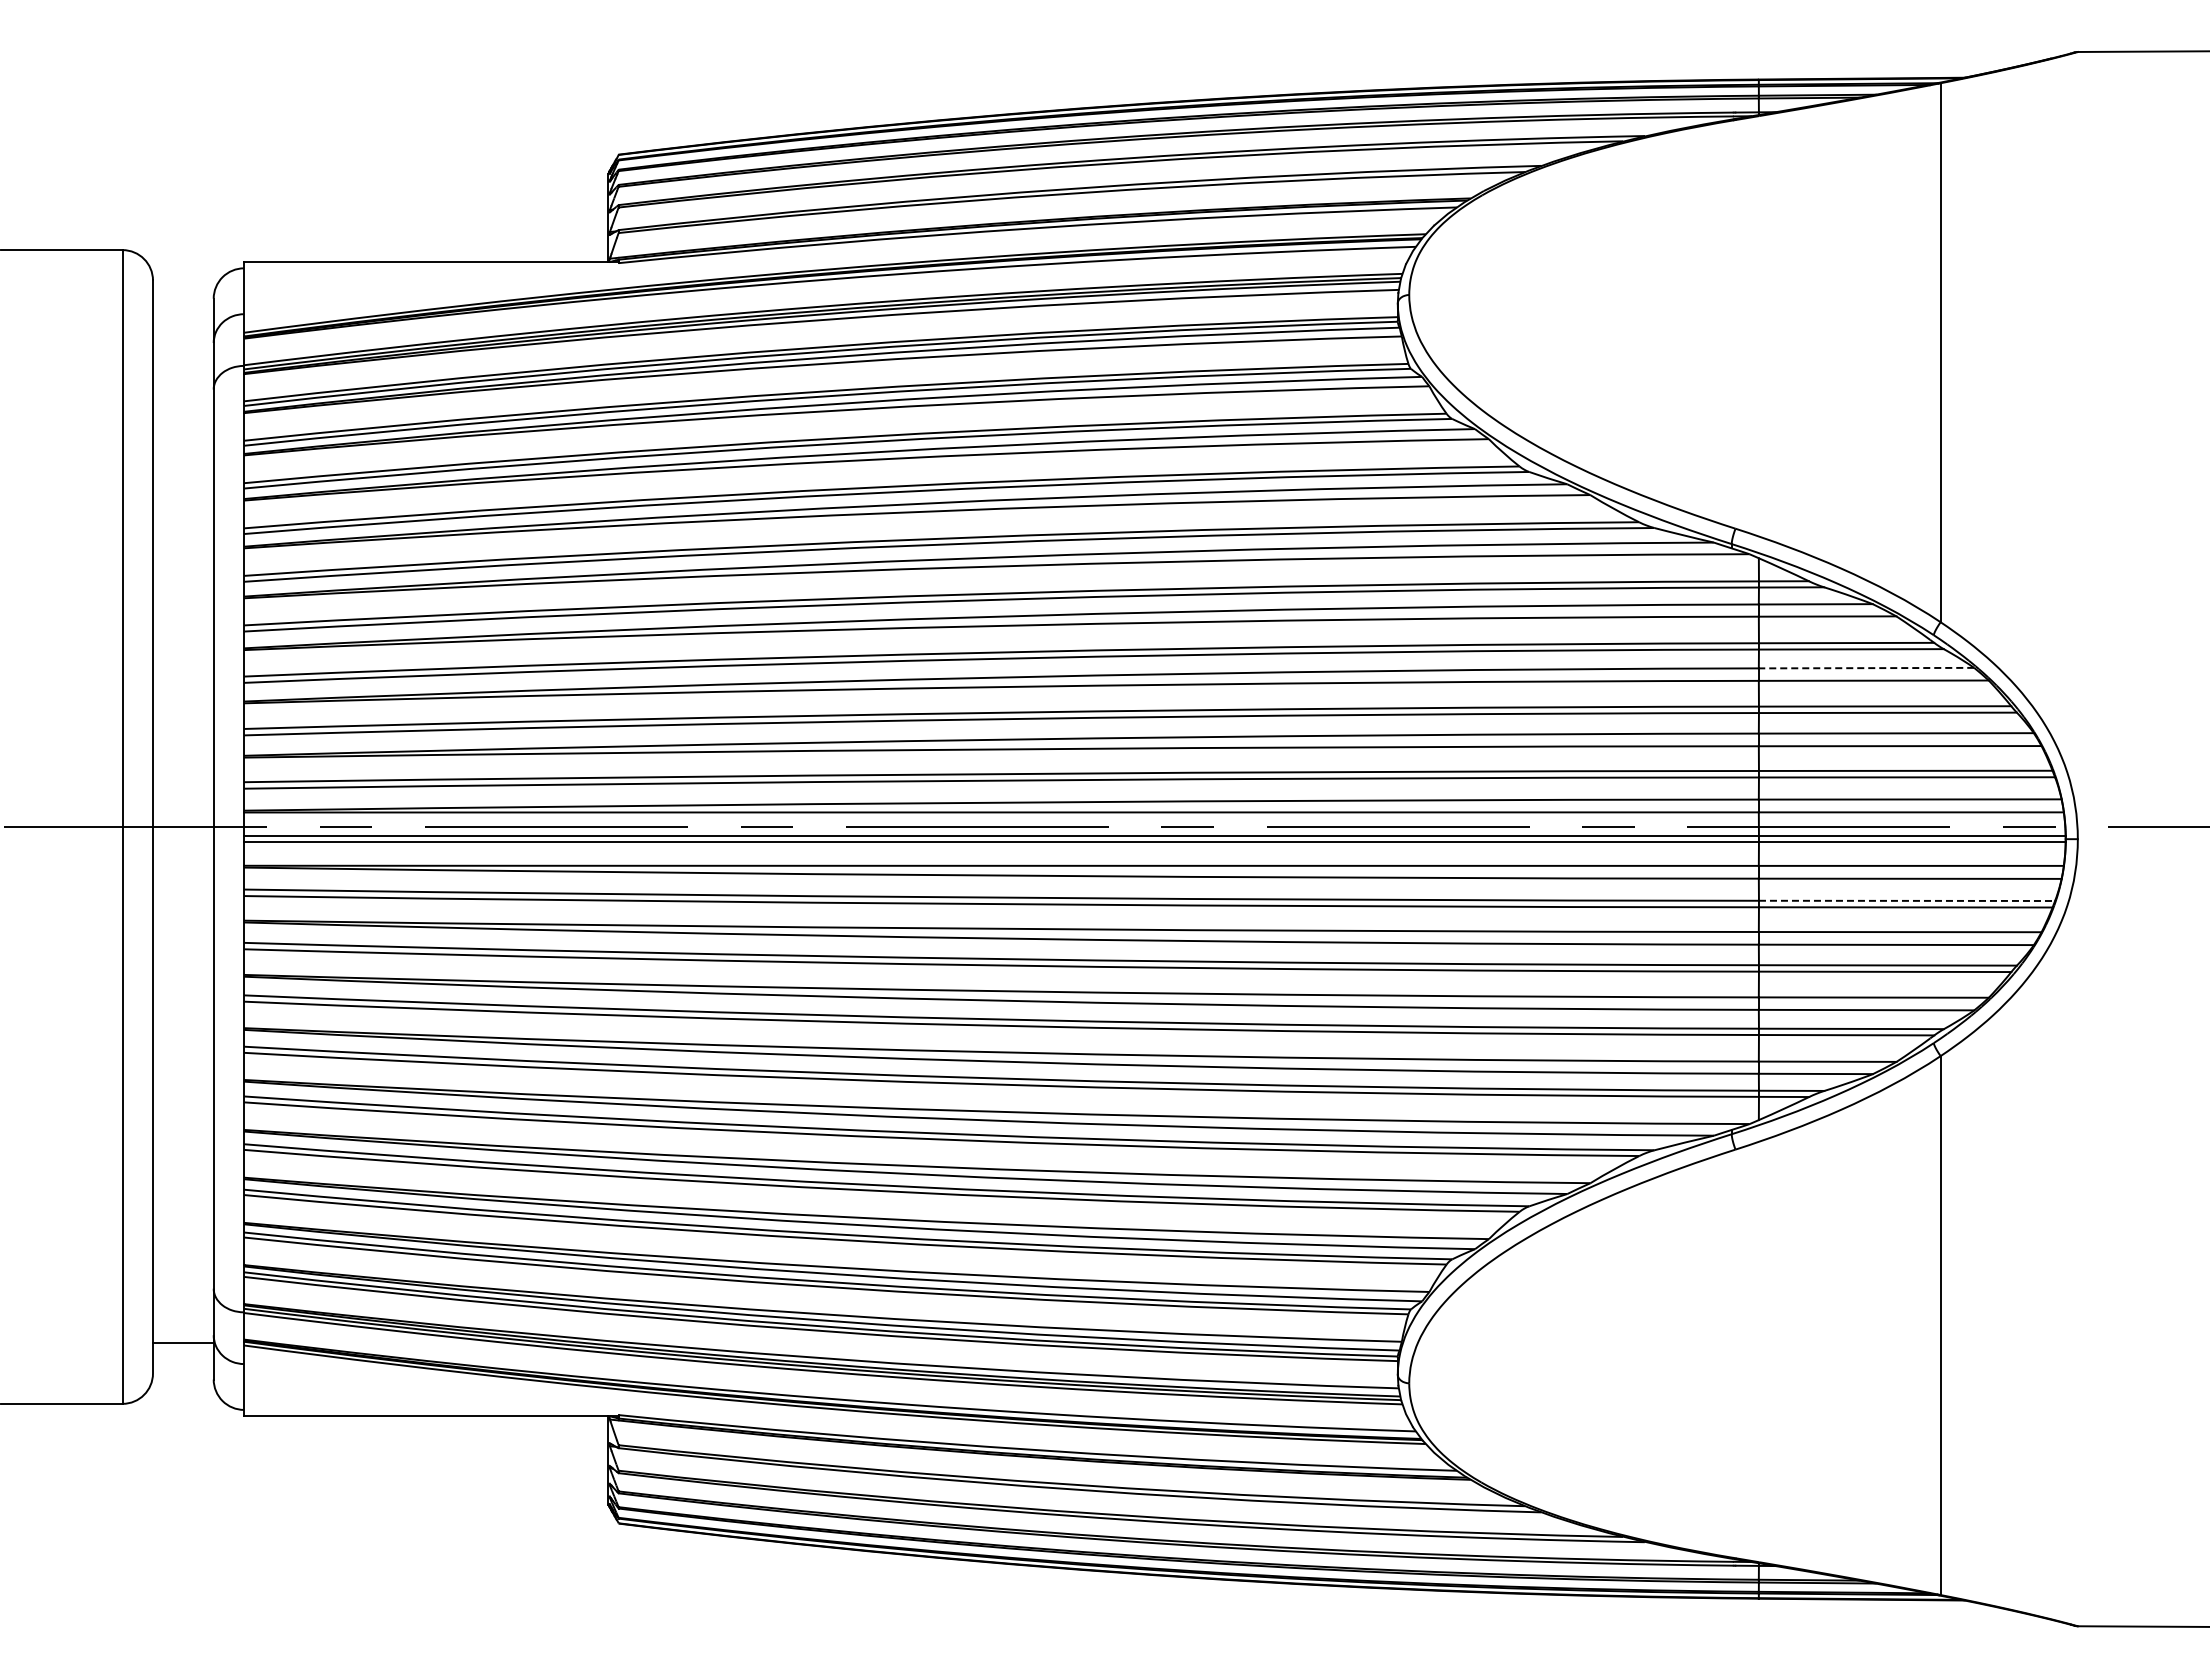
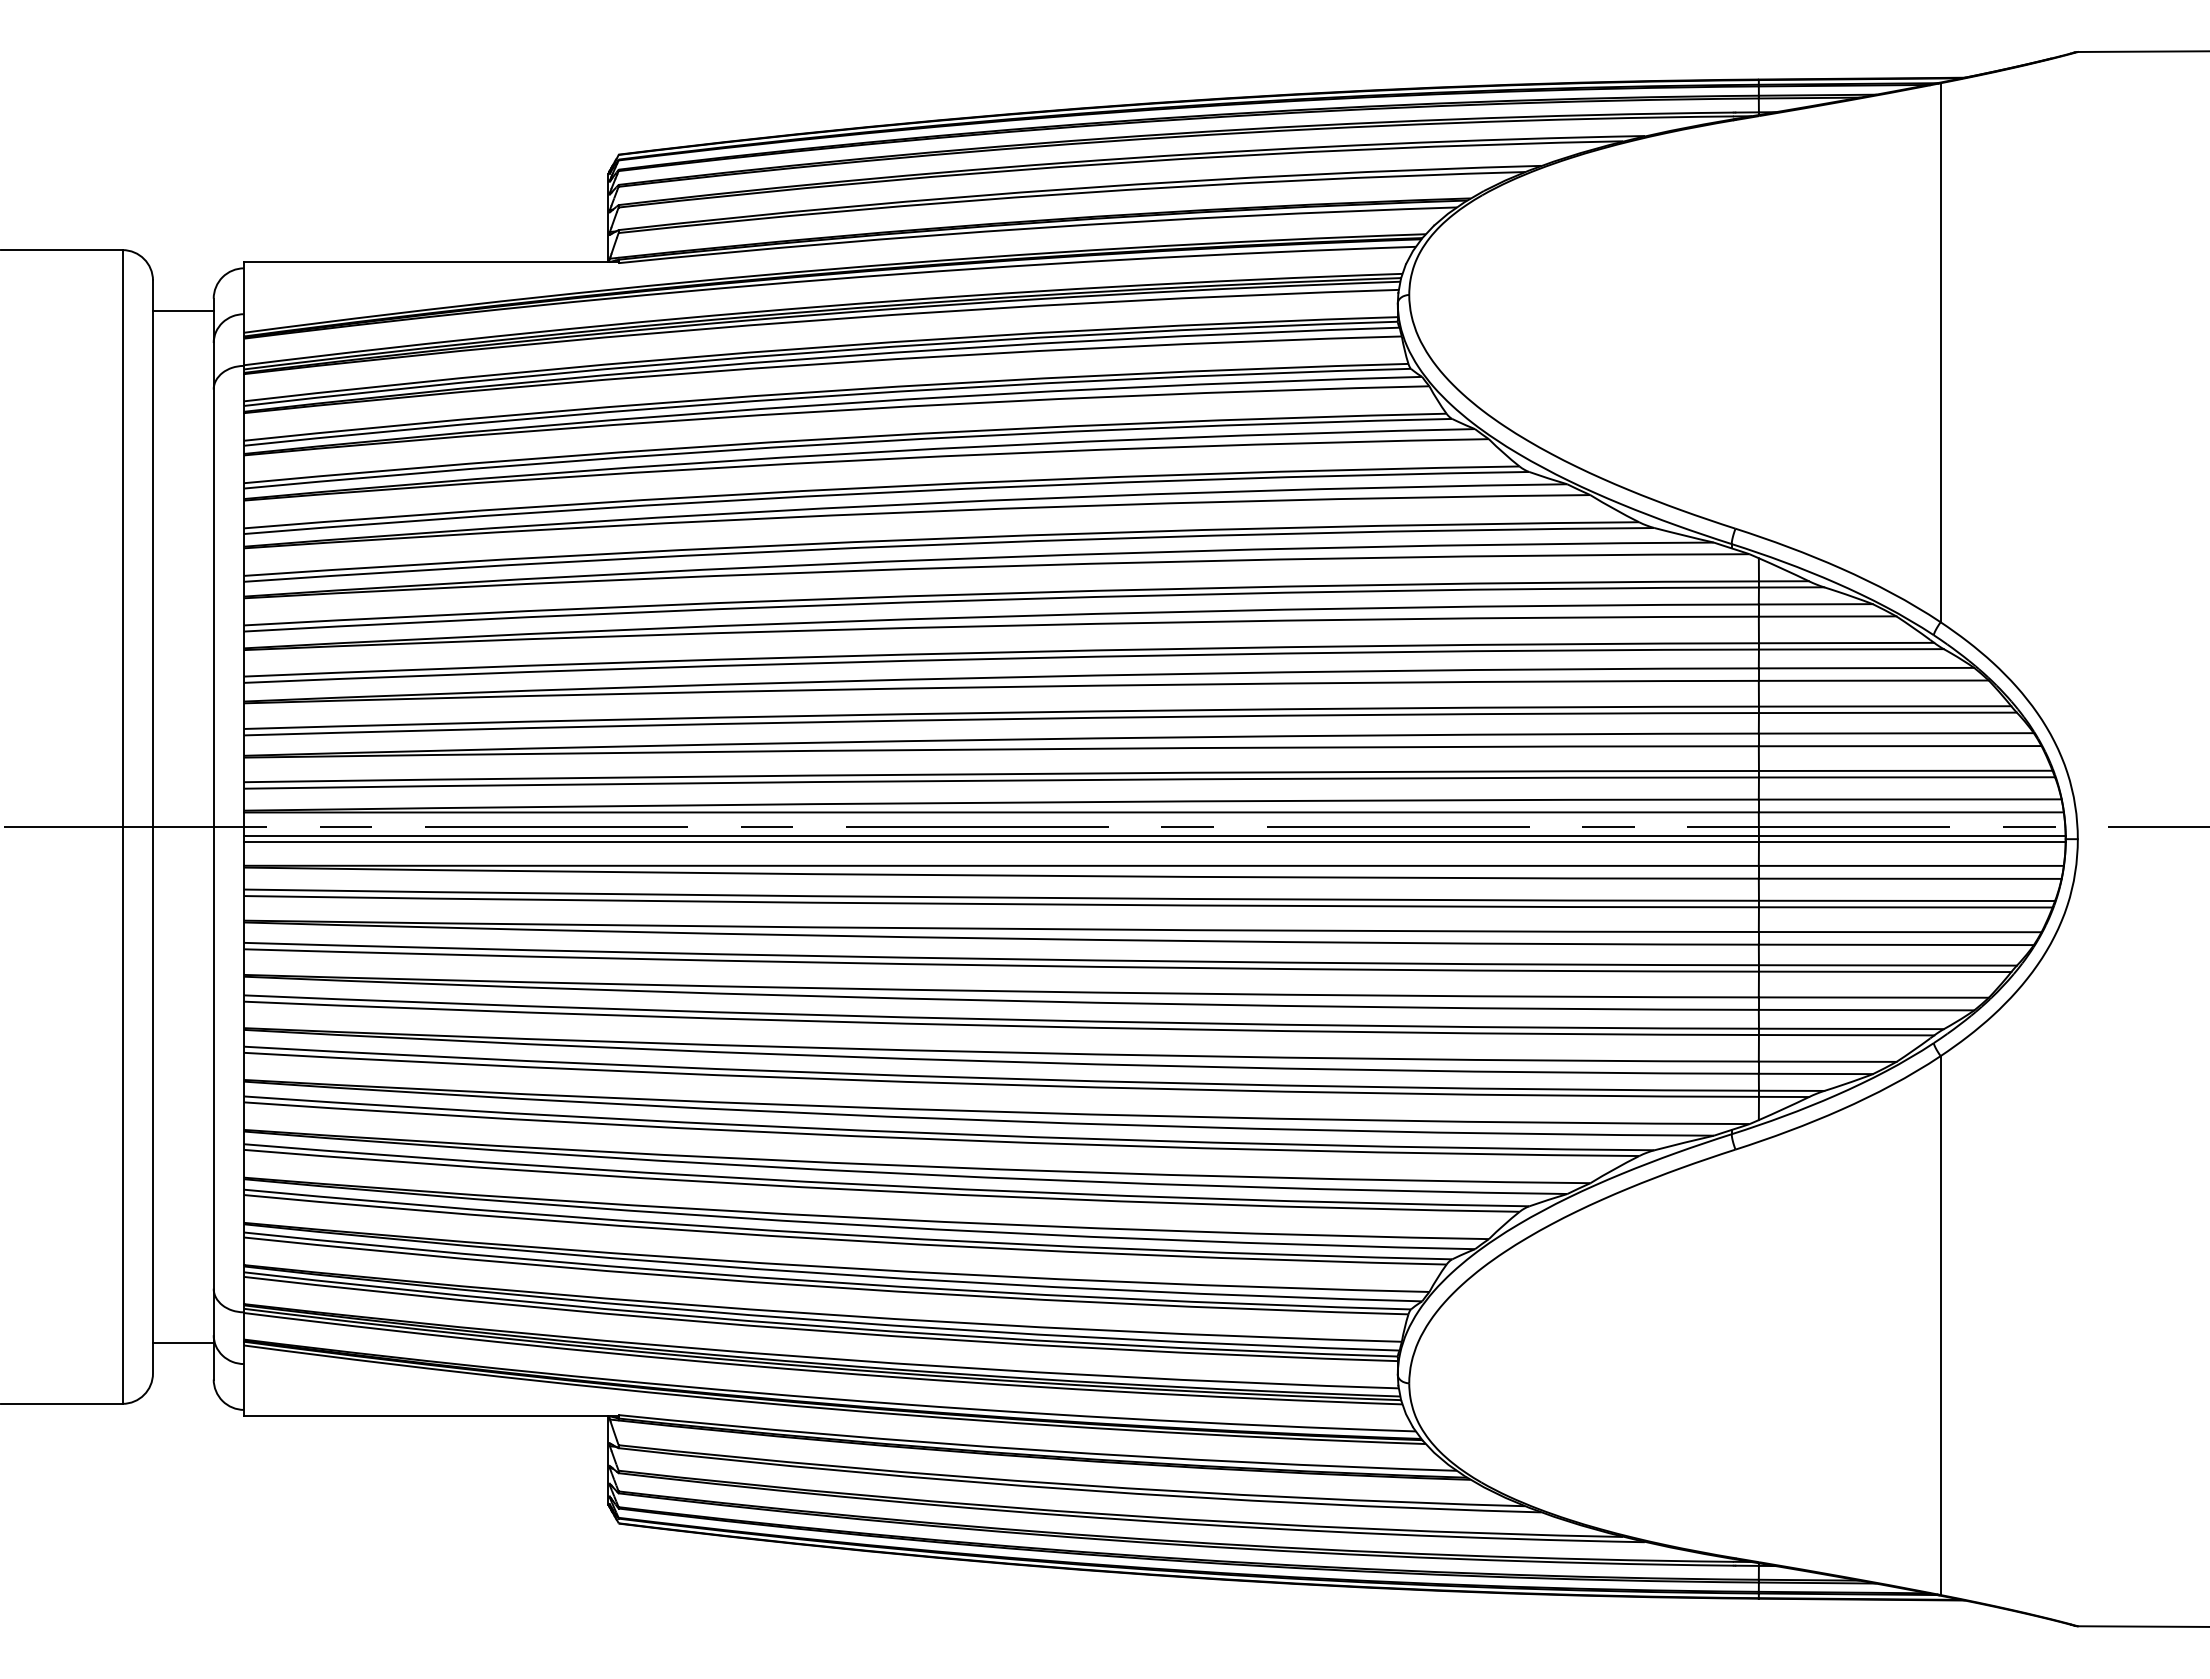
line: none -> present (182, 310)
line: dashed -> solid (1866, 668)
line: dashed -> solid (1907, 900)
